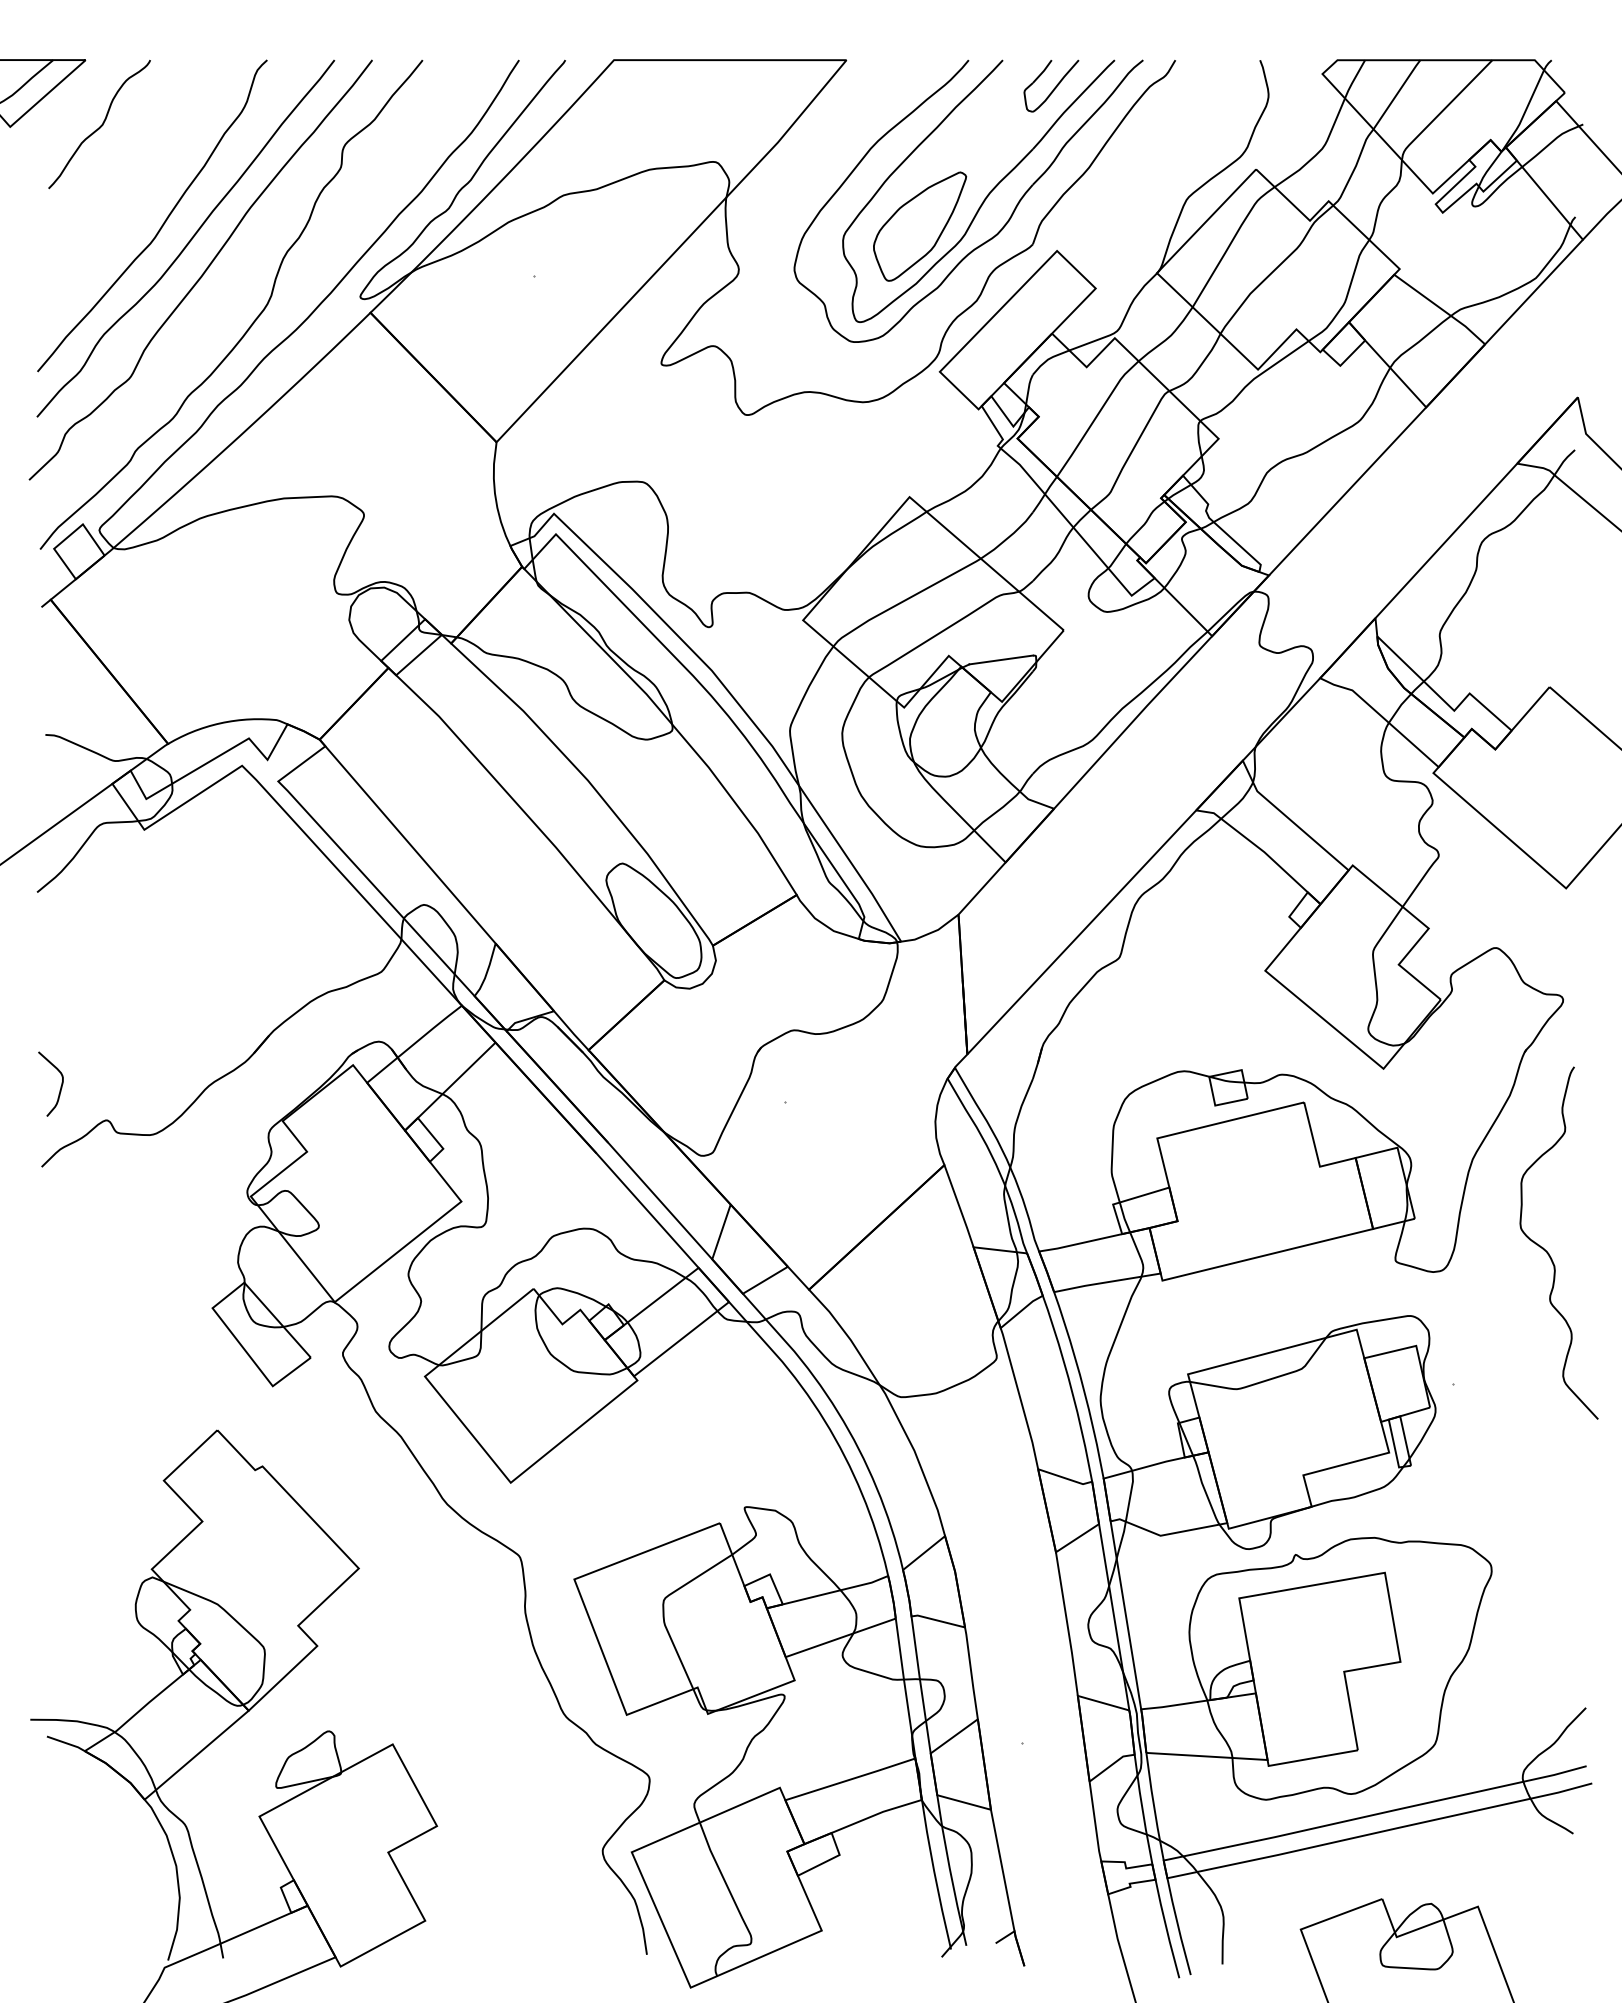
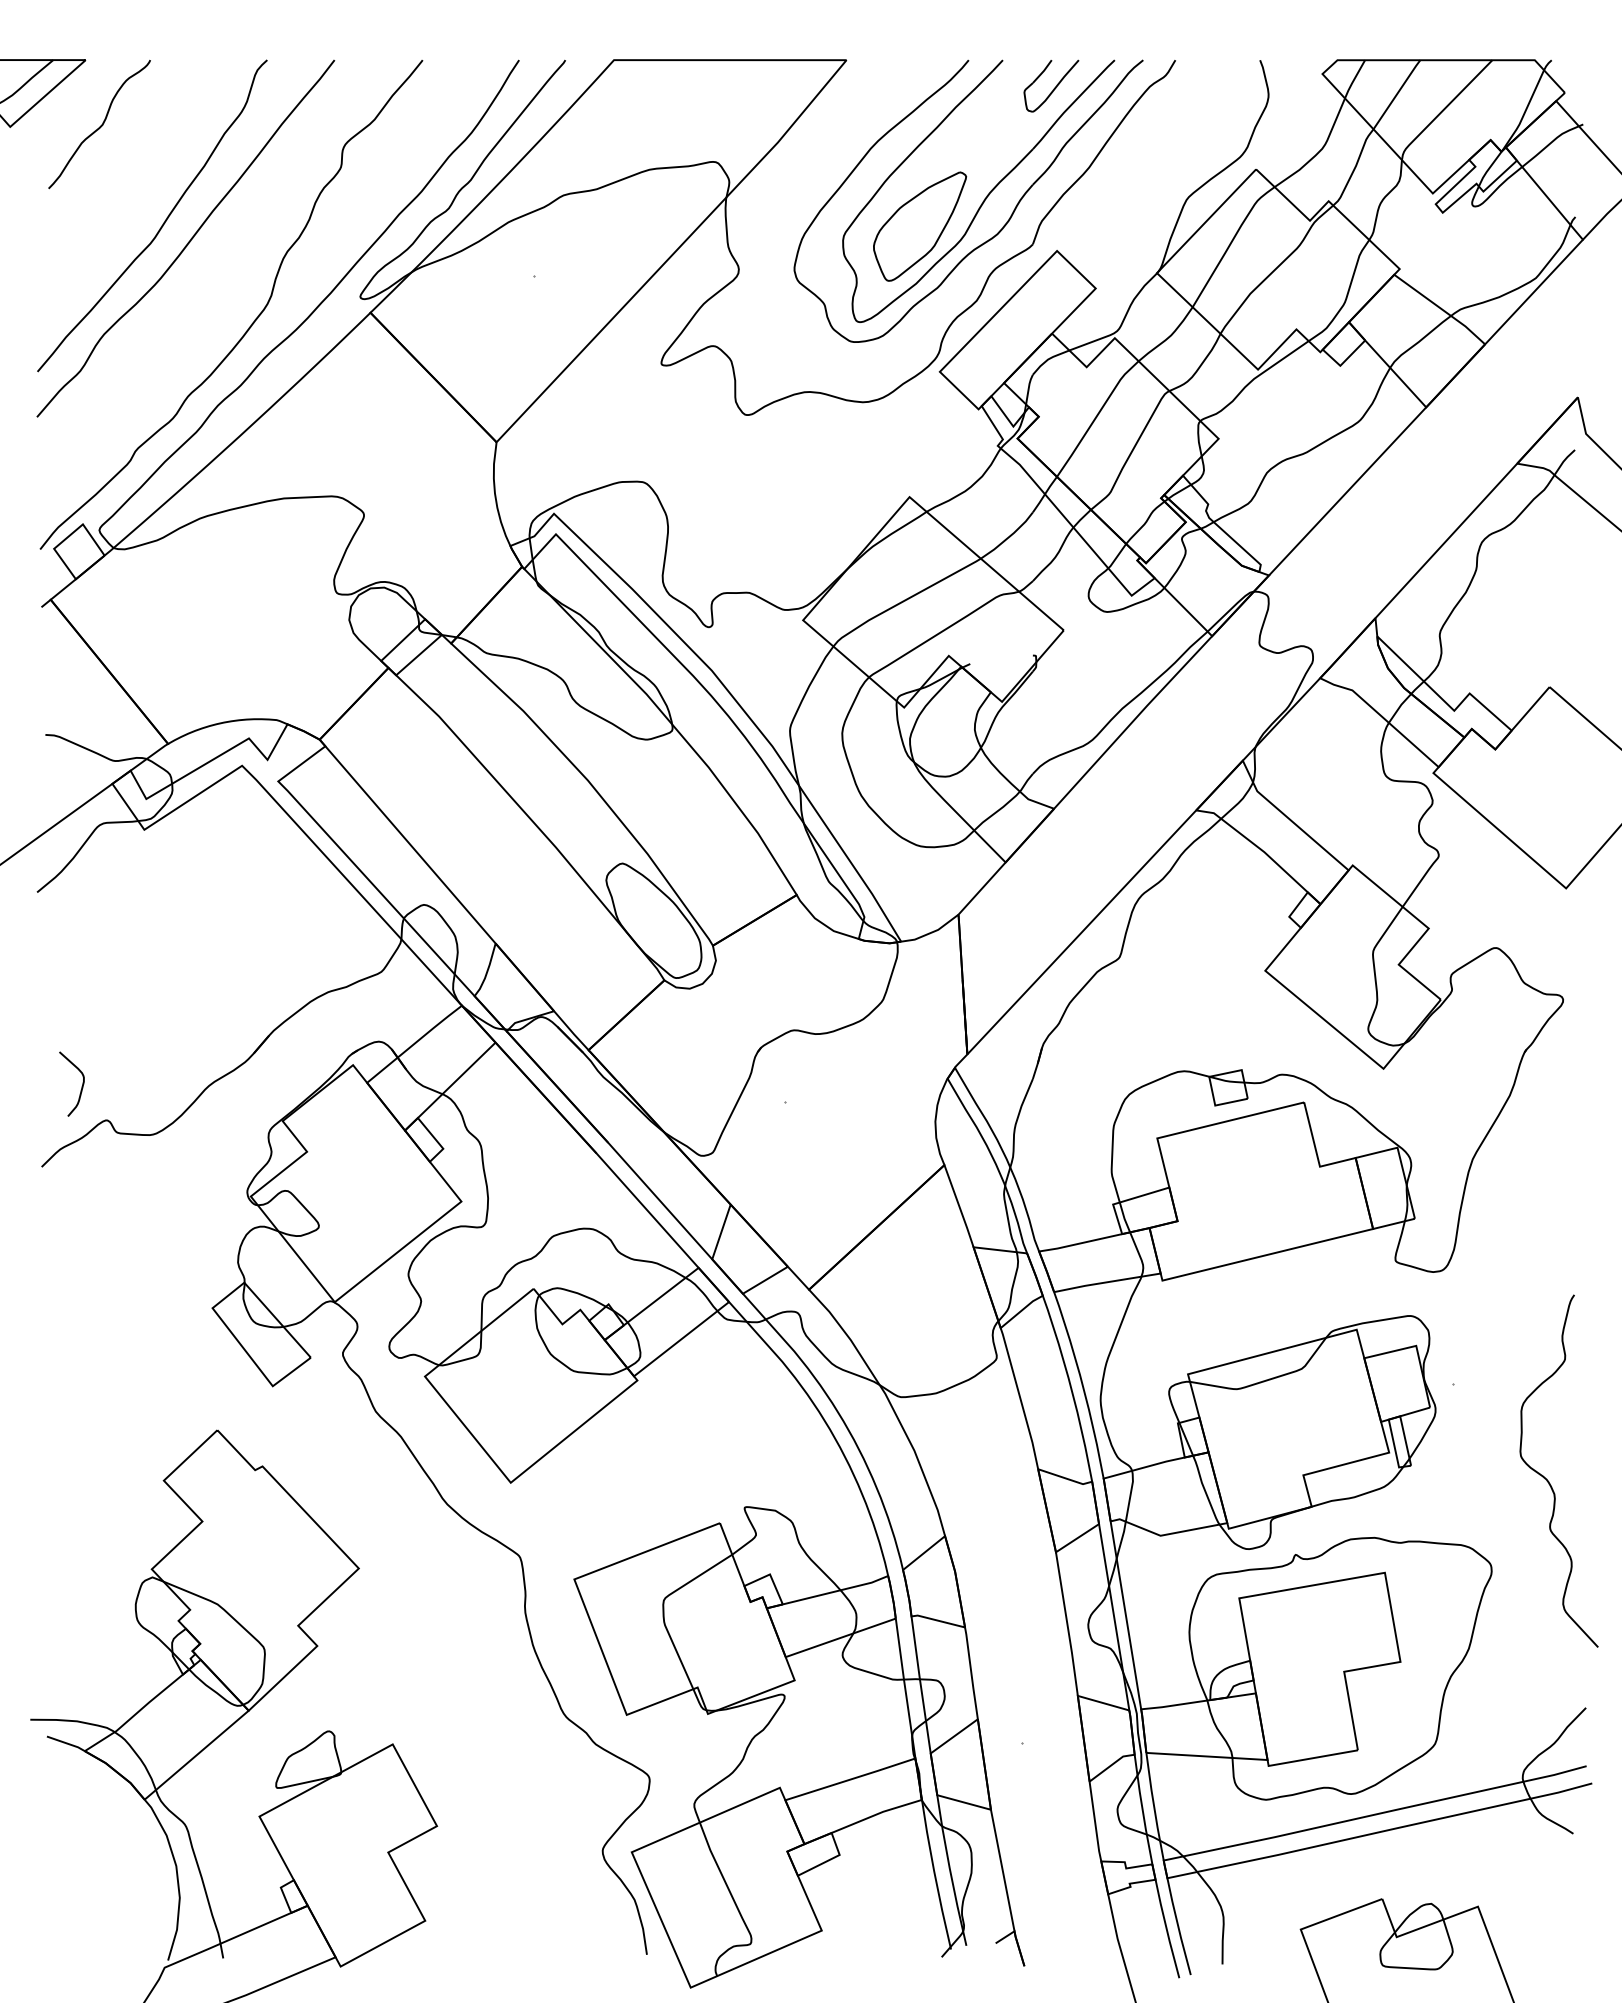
curve: present -> none (204, 270)
line: present -> none (1000, 659)
curve position: (60, 1086) -> (81, 1086) (81, 1086)
curve position: (1548, 1252) -> (1548, 1480) (1548, 1480)
